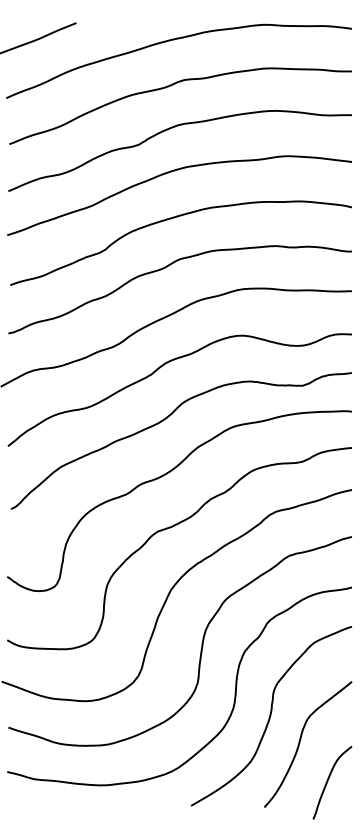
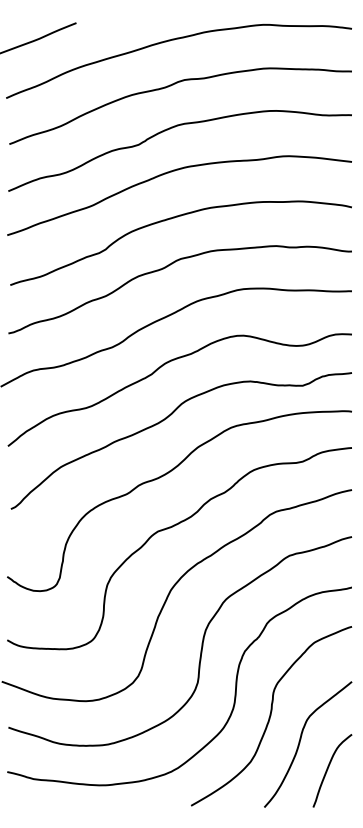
curve position: (328, 781) -> (328, 769) (328, 769)
